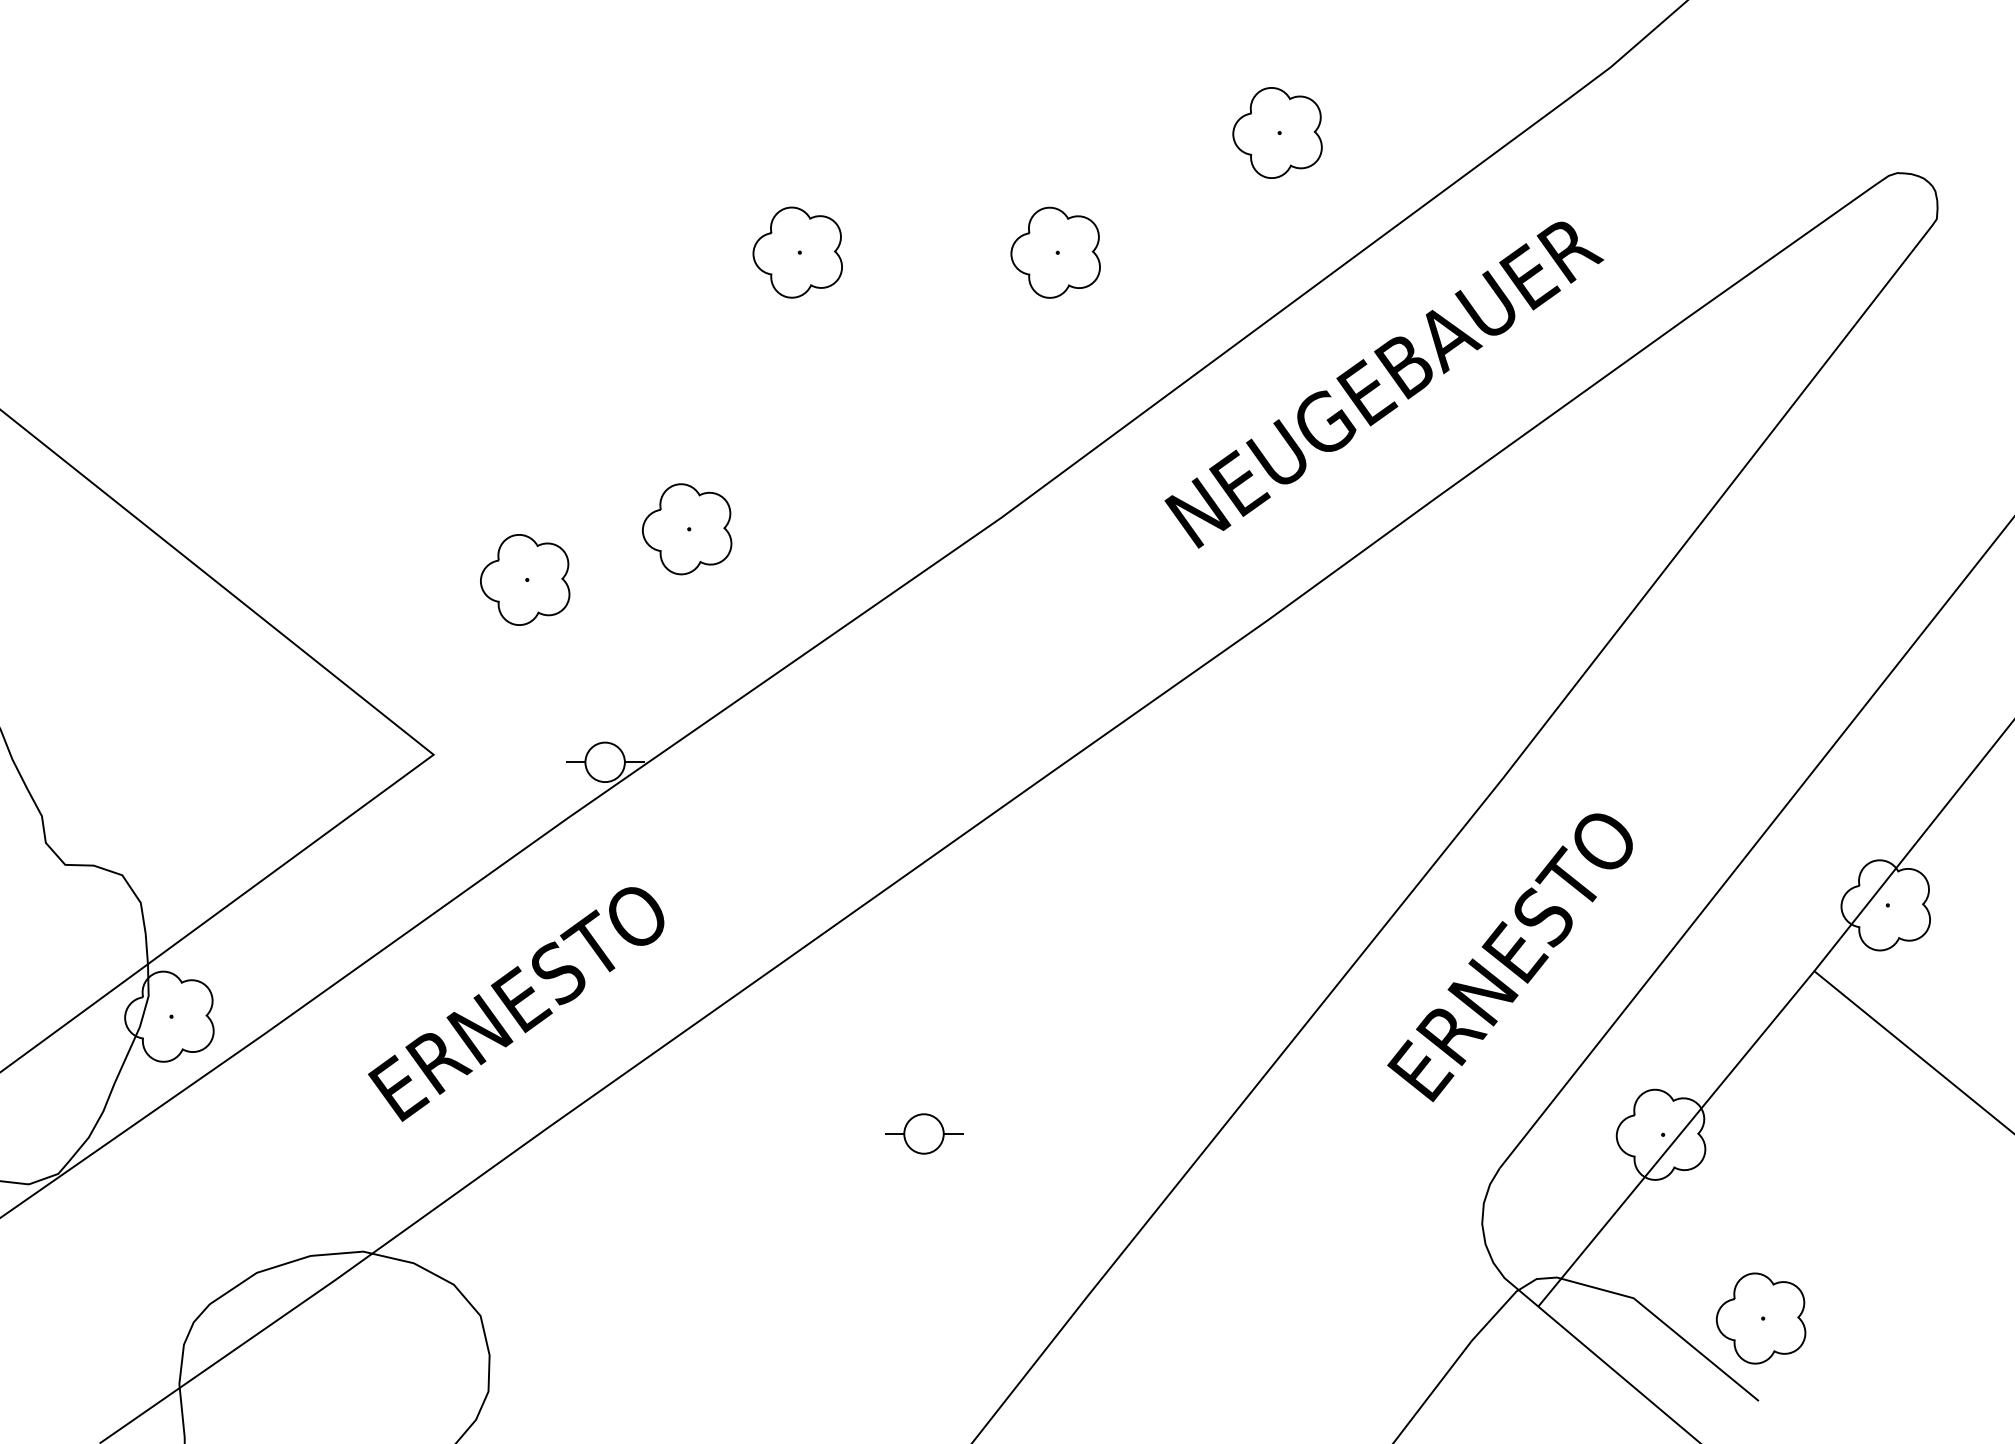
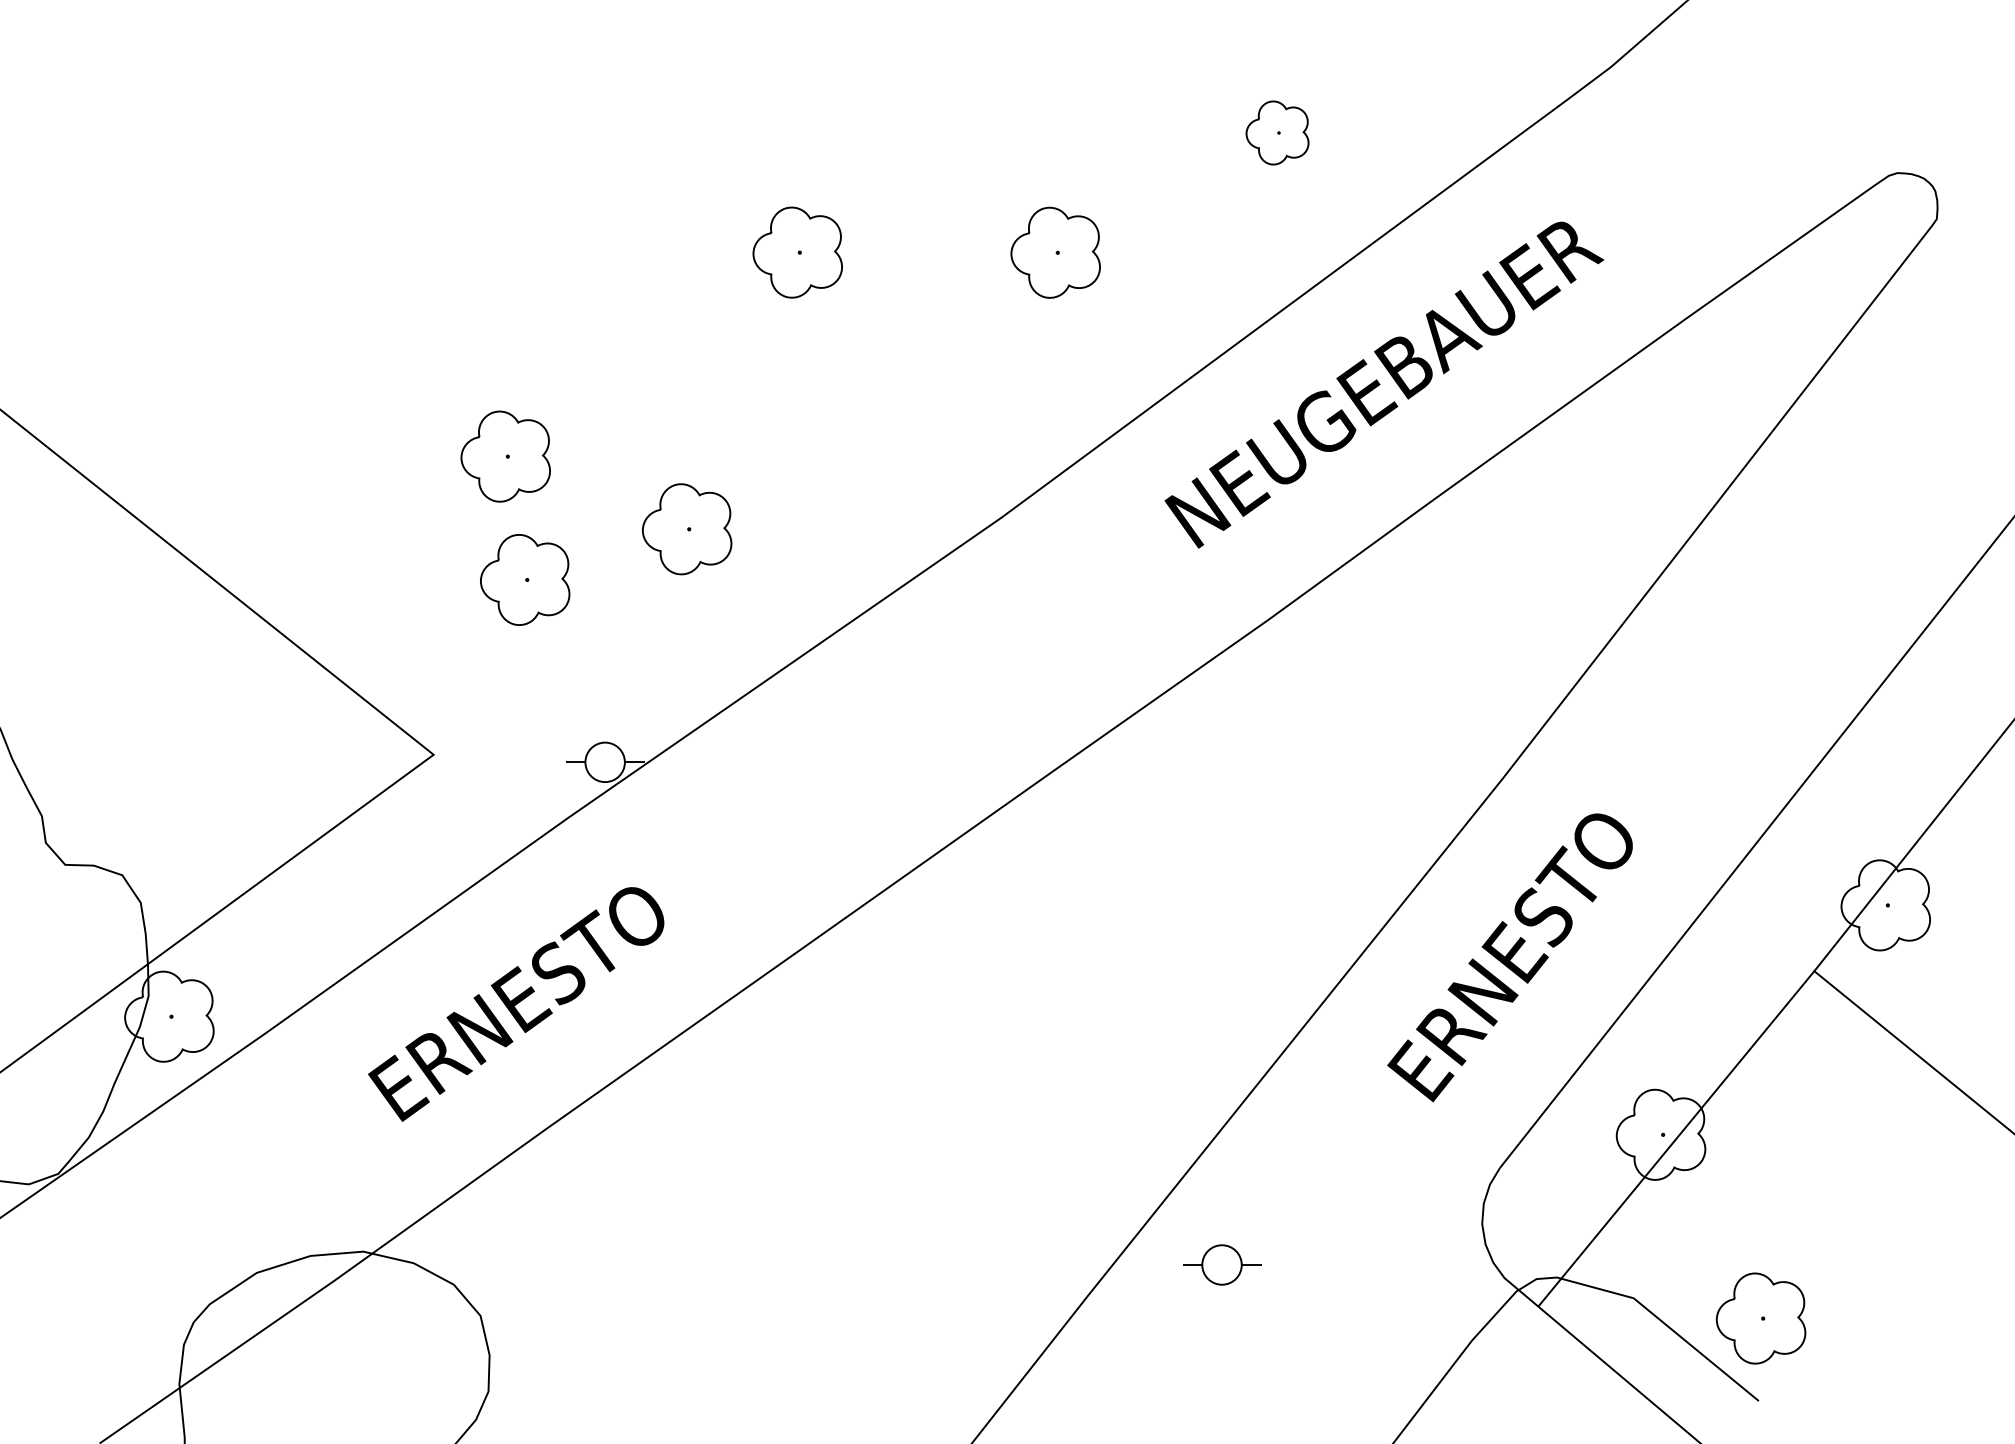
part size: 91x92 px -> 65x66 px (1277, 132)
part: none -> present (505, 456)
part position: (924, 1133) -> (1222, 1264) (1222, 1264)
